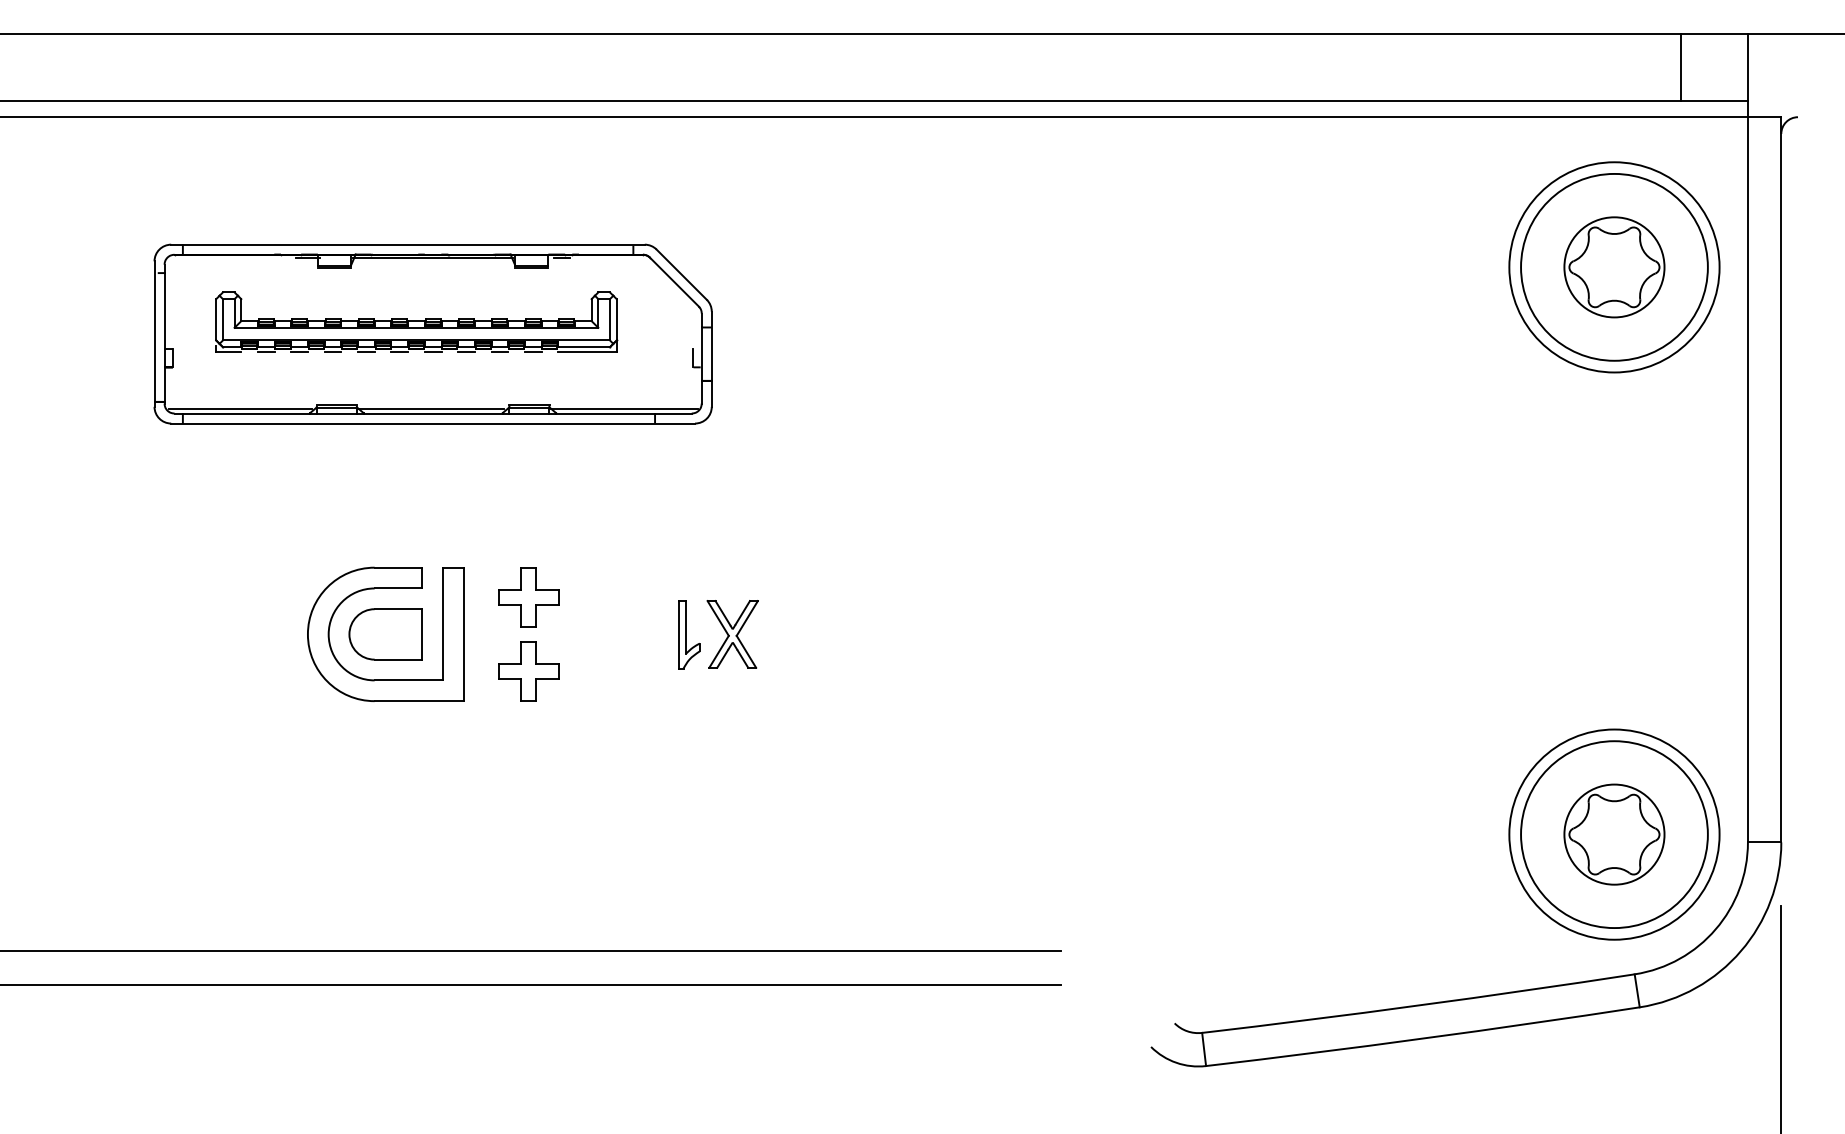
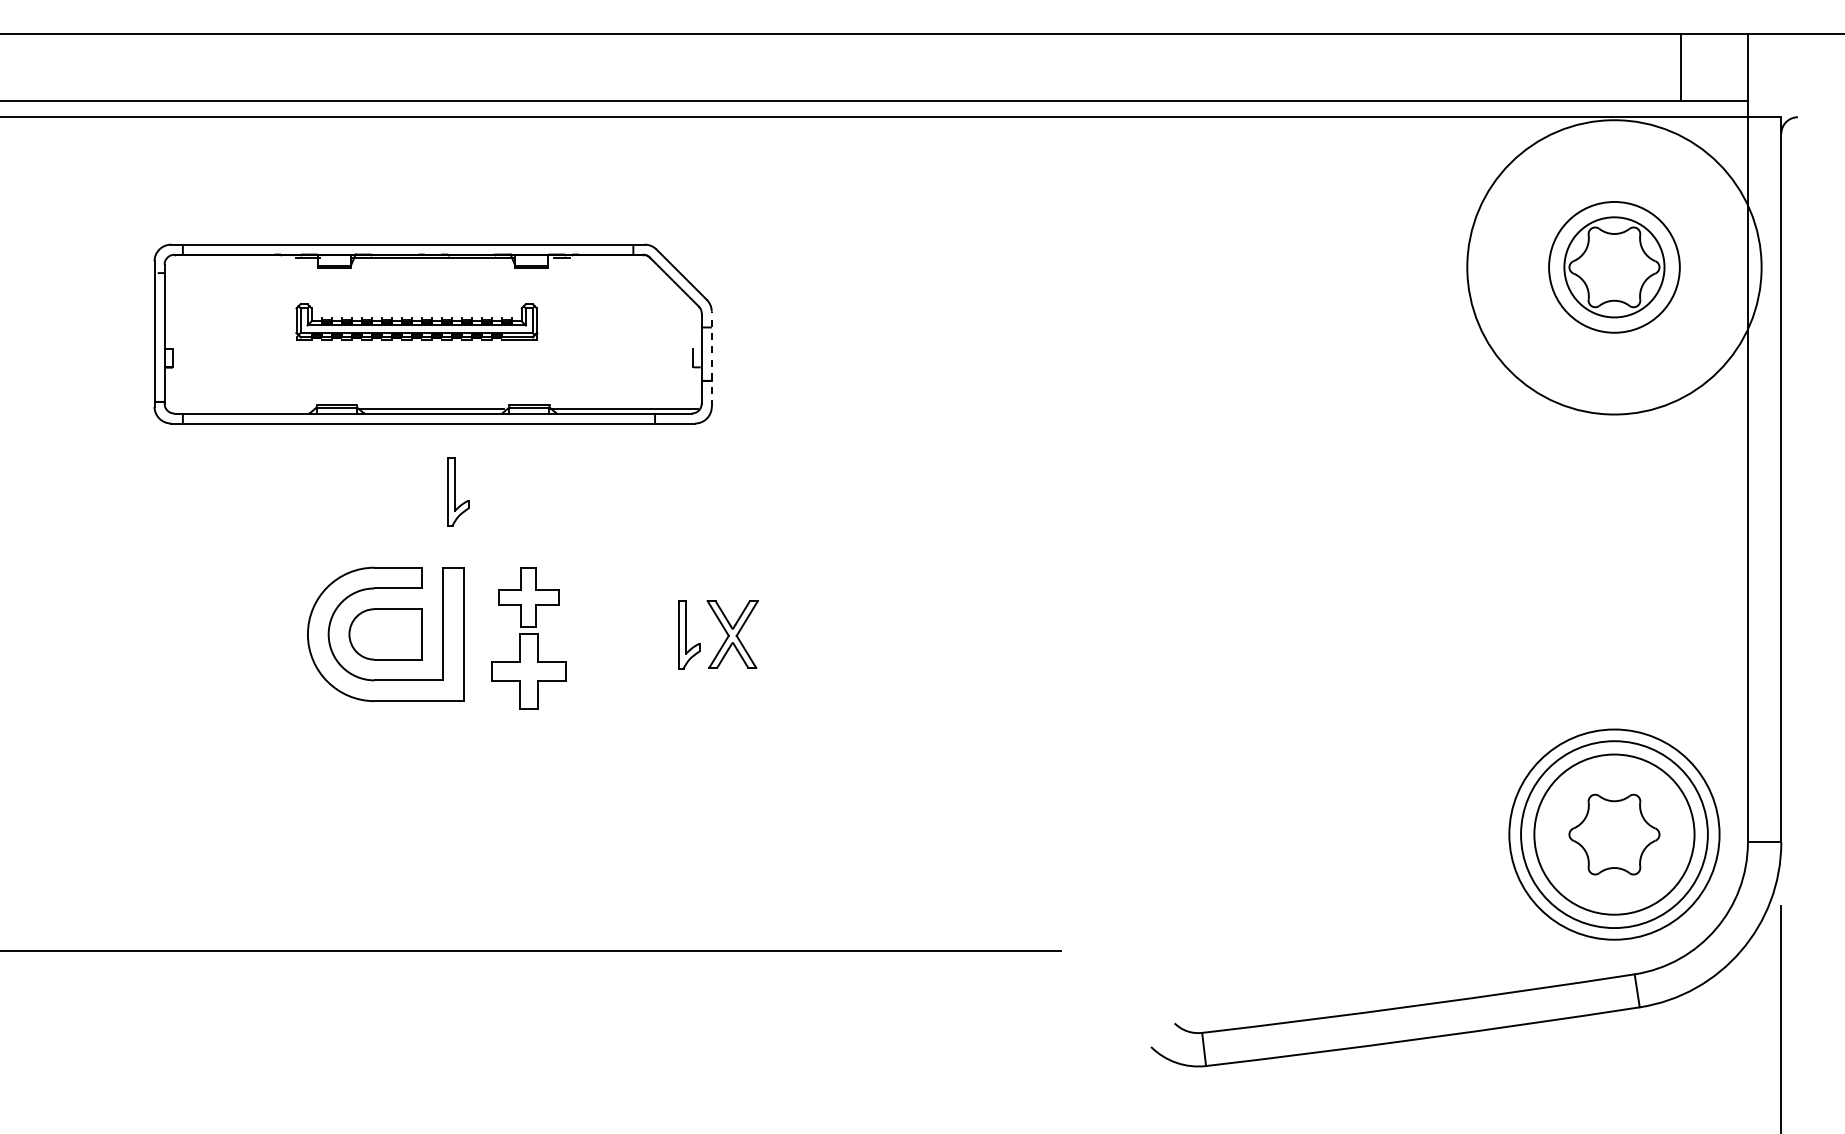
circle diameter: 187 px -> 131 px (1614, 266)
circle diameter: 210 px -> 294 px (1614, 267)
part size: 404x62 px -> 244x38 px (416, 321)
line: solid -> dashed (711, 359)
line: present -> none (239, 408)
part: none -> present (458, 491)
part size: 62x61 px -> 76x77 px (528, 671)
circle diameter: 100 px -> 160 px (1614, 834)
line: present -> none (531, 984)
